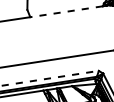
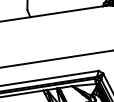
line: dashed -> solid (66, 11)
line: dashed -> solid (49, 78)
